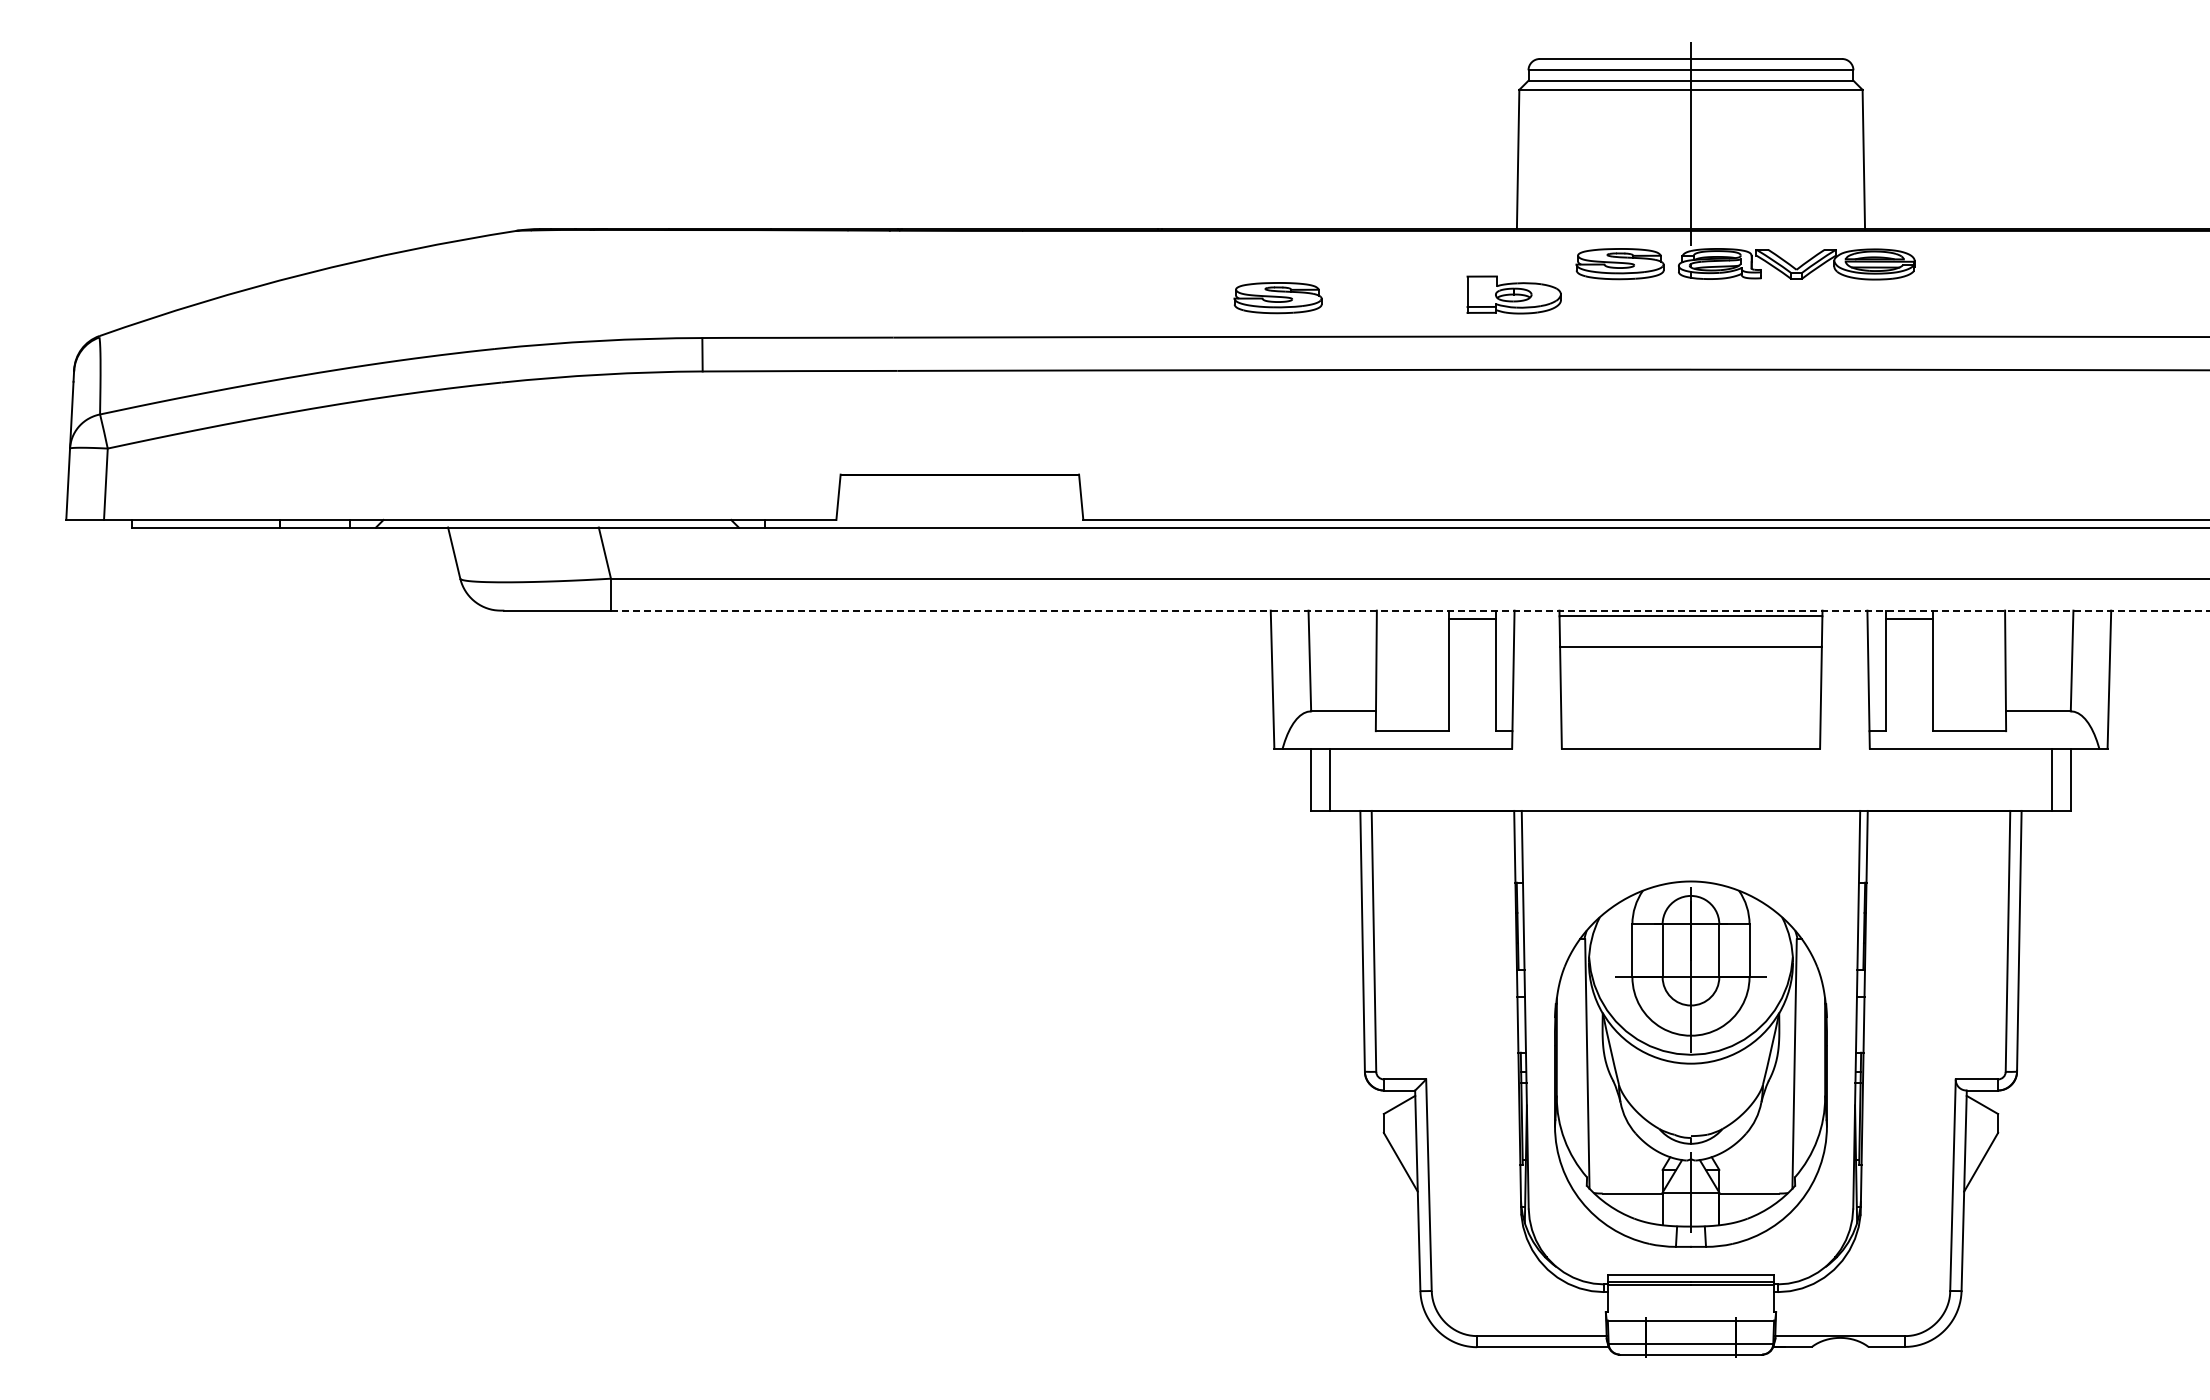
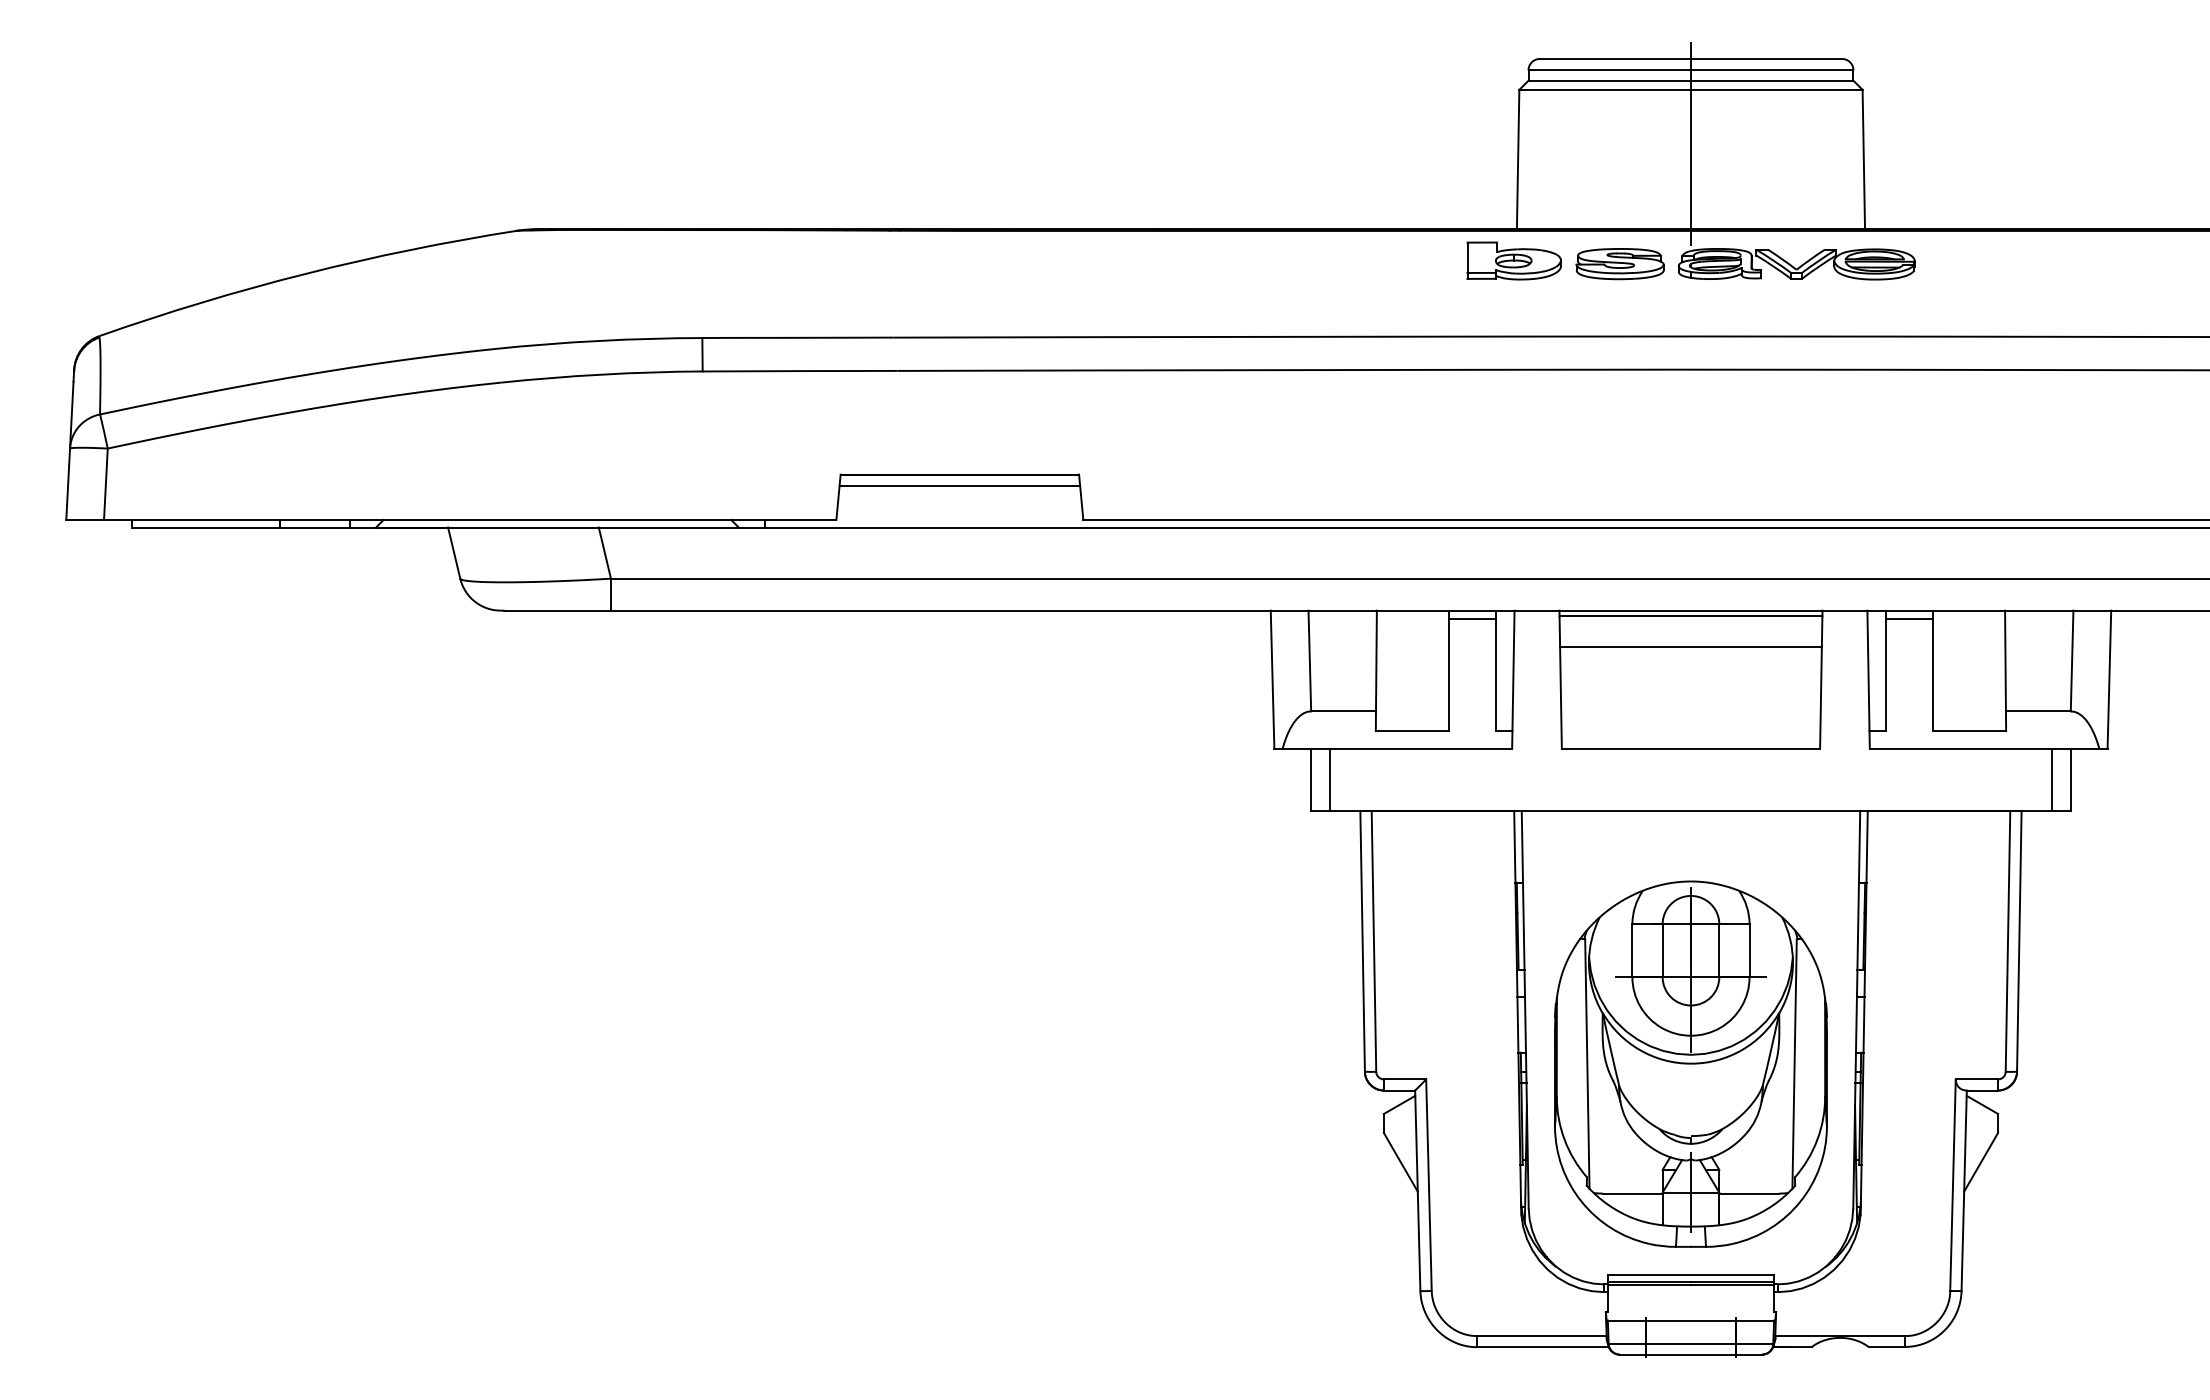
part position: (1513, 294) -> (1513, 260) (1513, 260)
part: present -> none (1277, 298)
line: none -> present (959, 485)
line: dashed -> solid (1410, 610)
